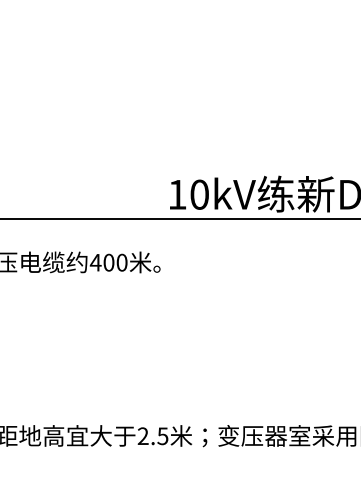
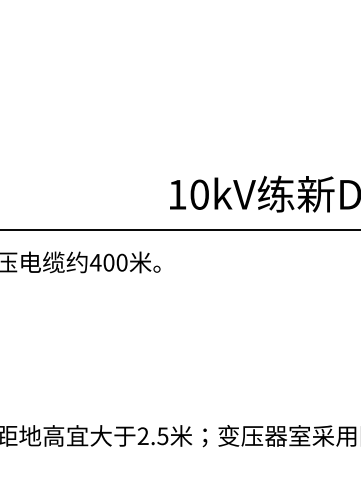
line position: (179, 219) -> (179, 230) (179, 230)
